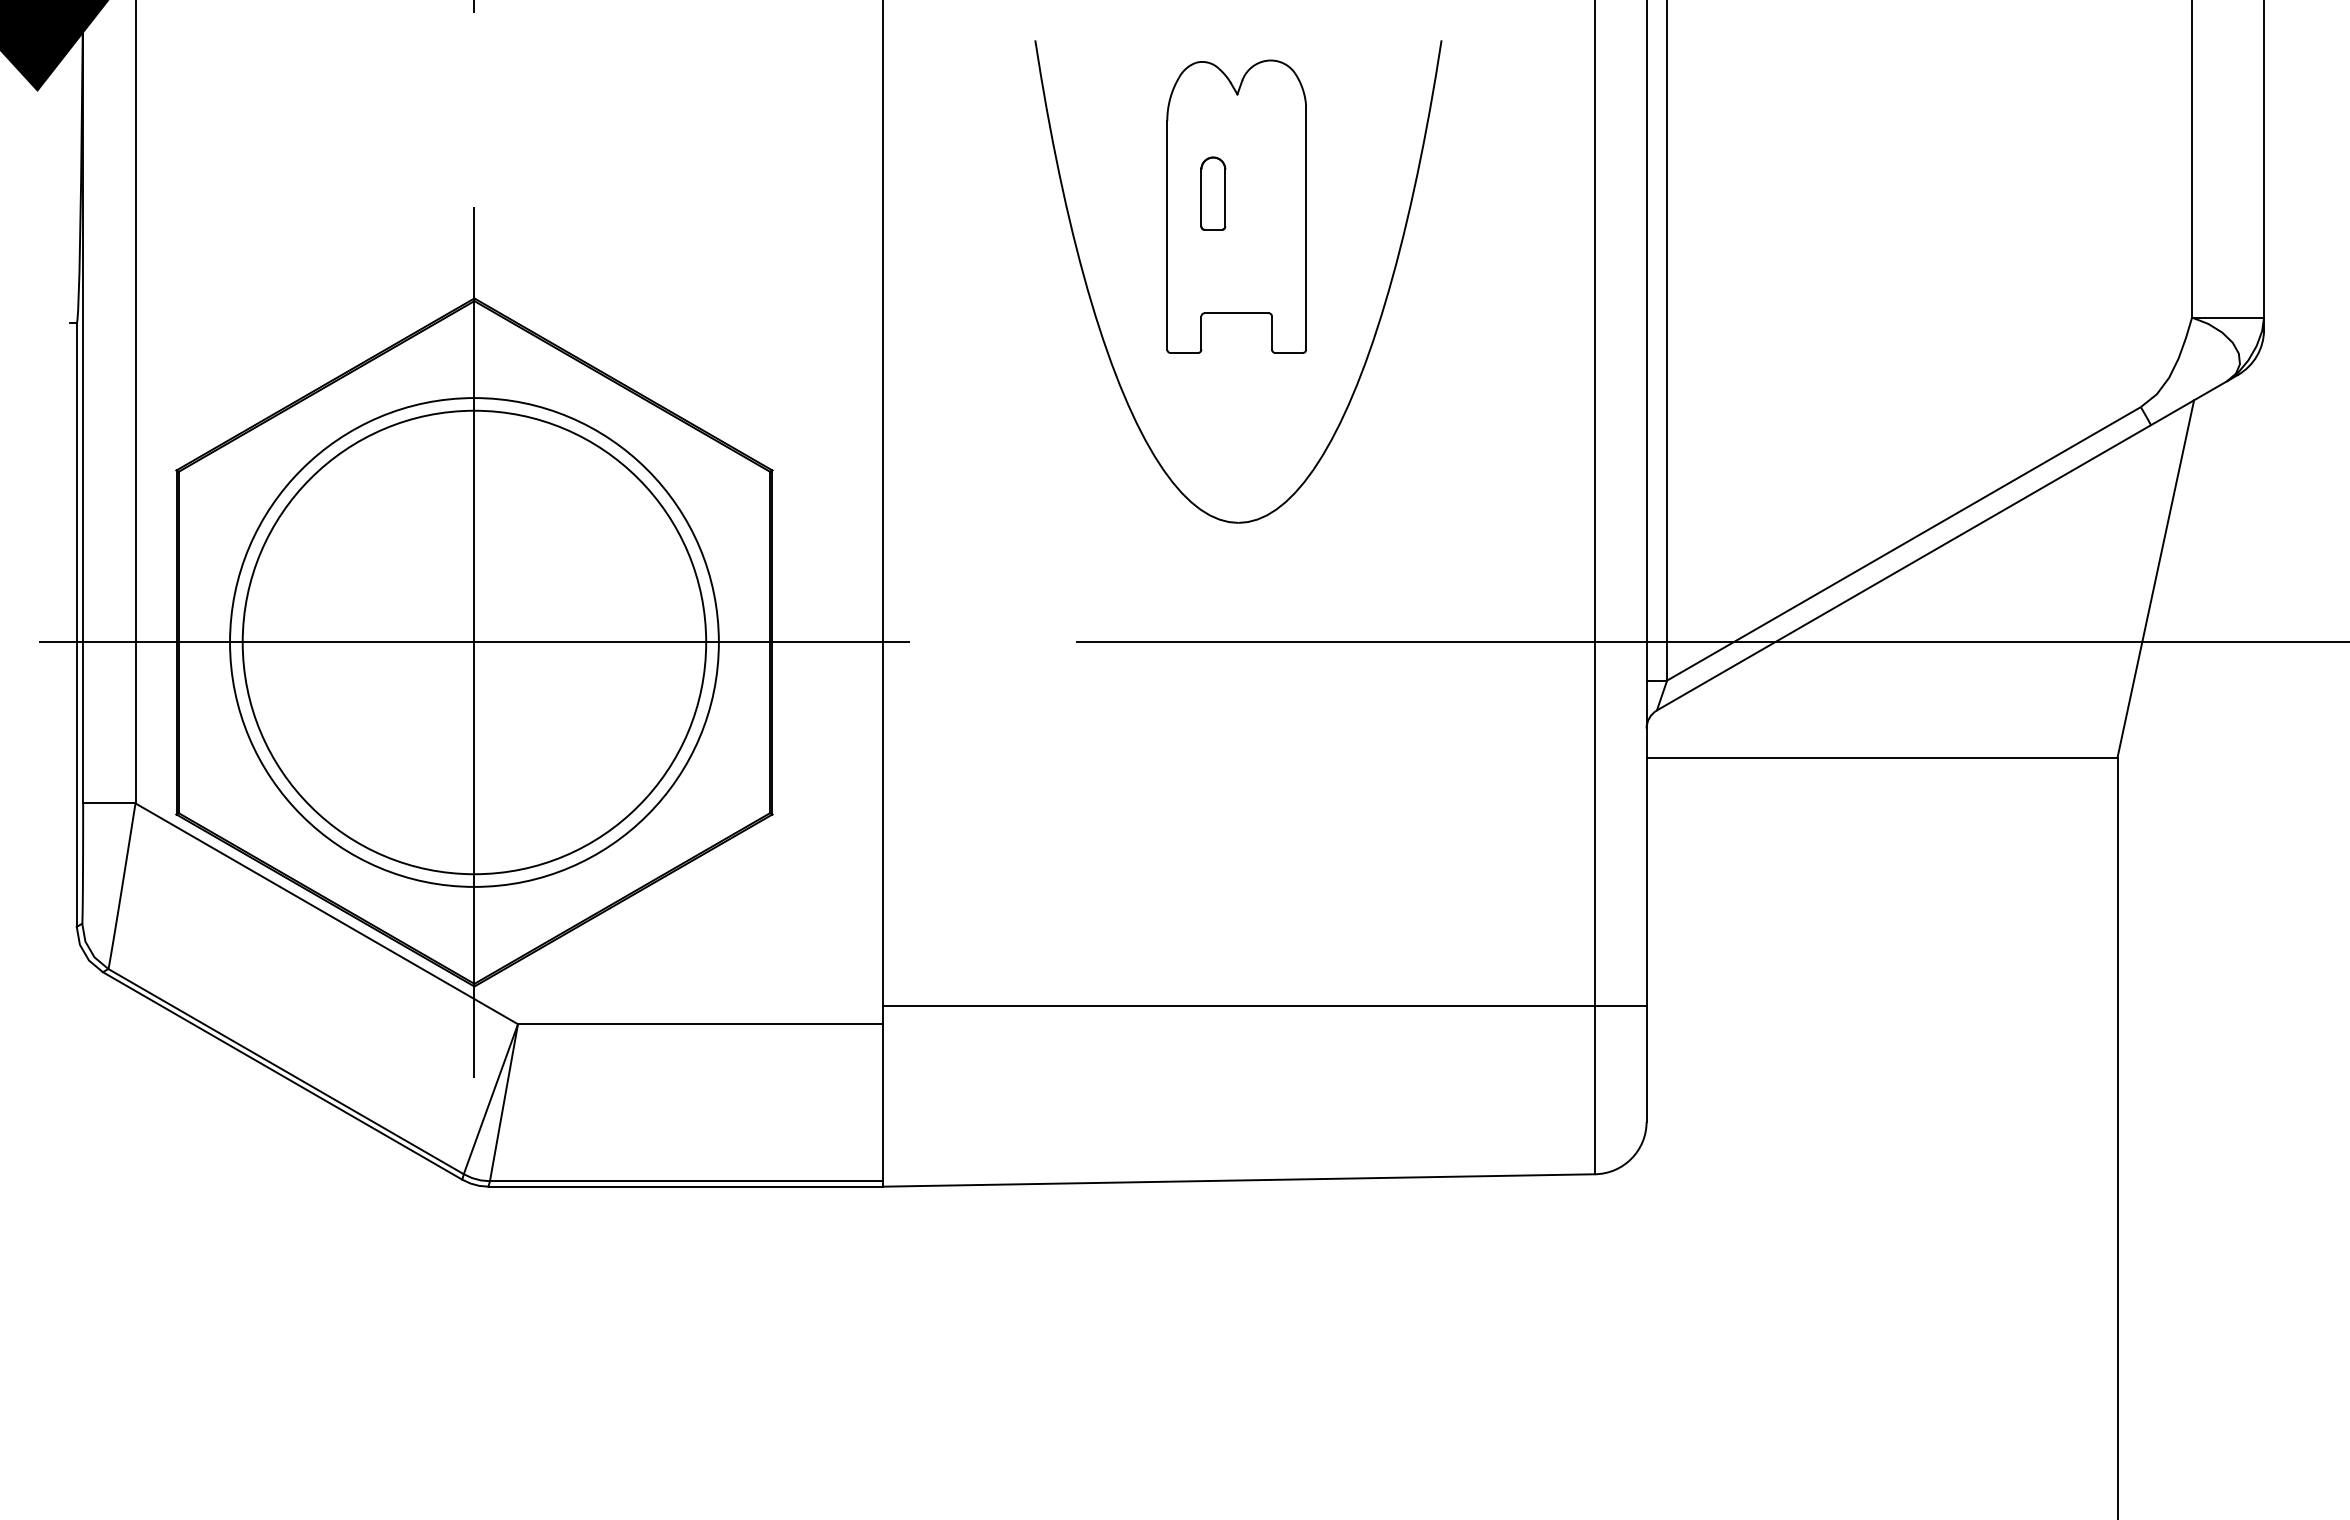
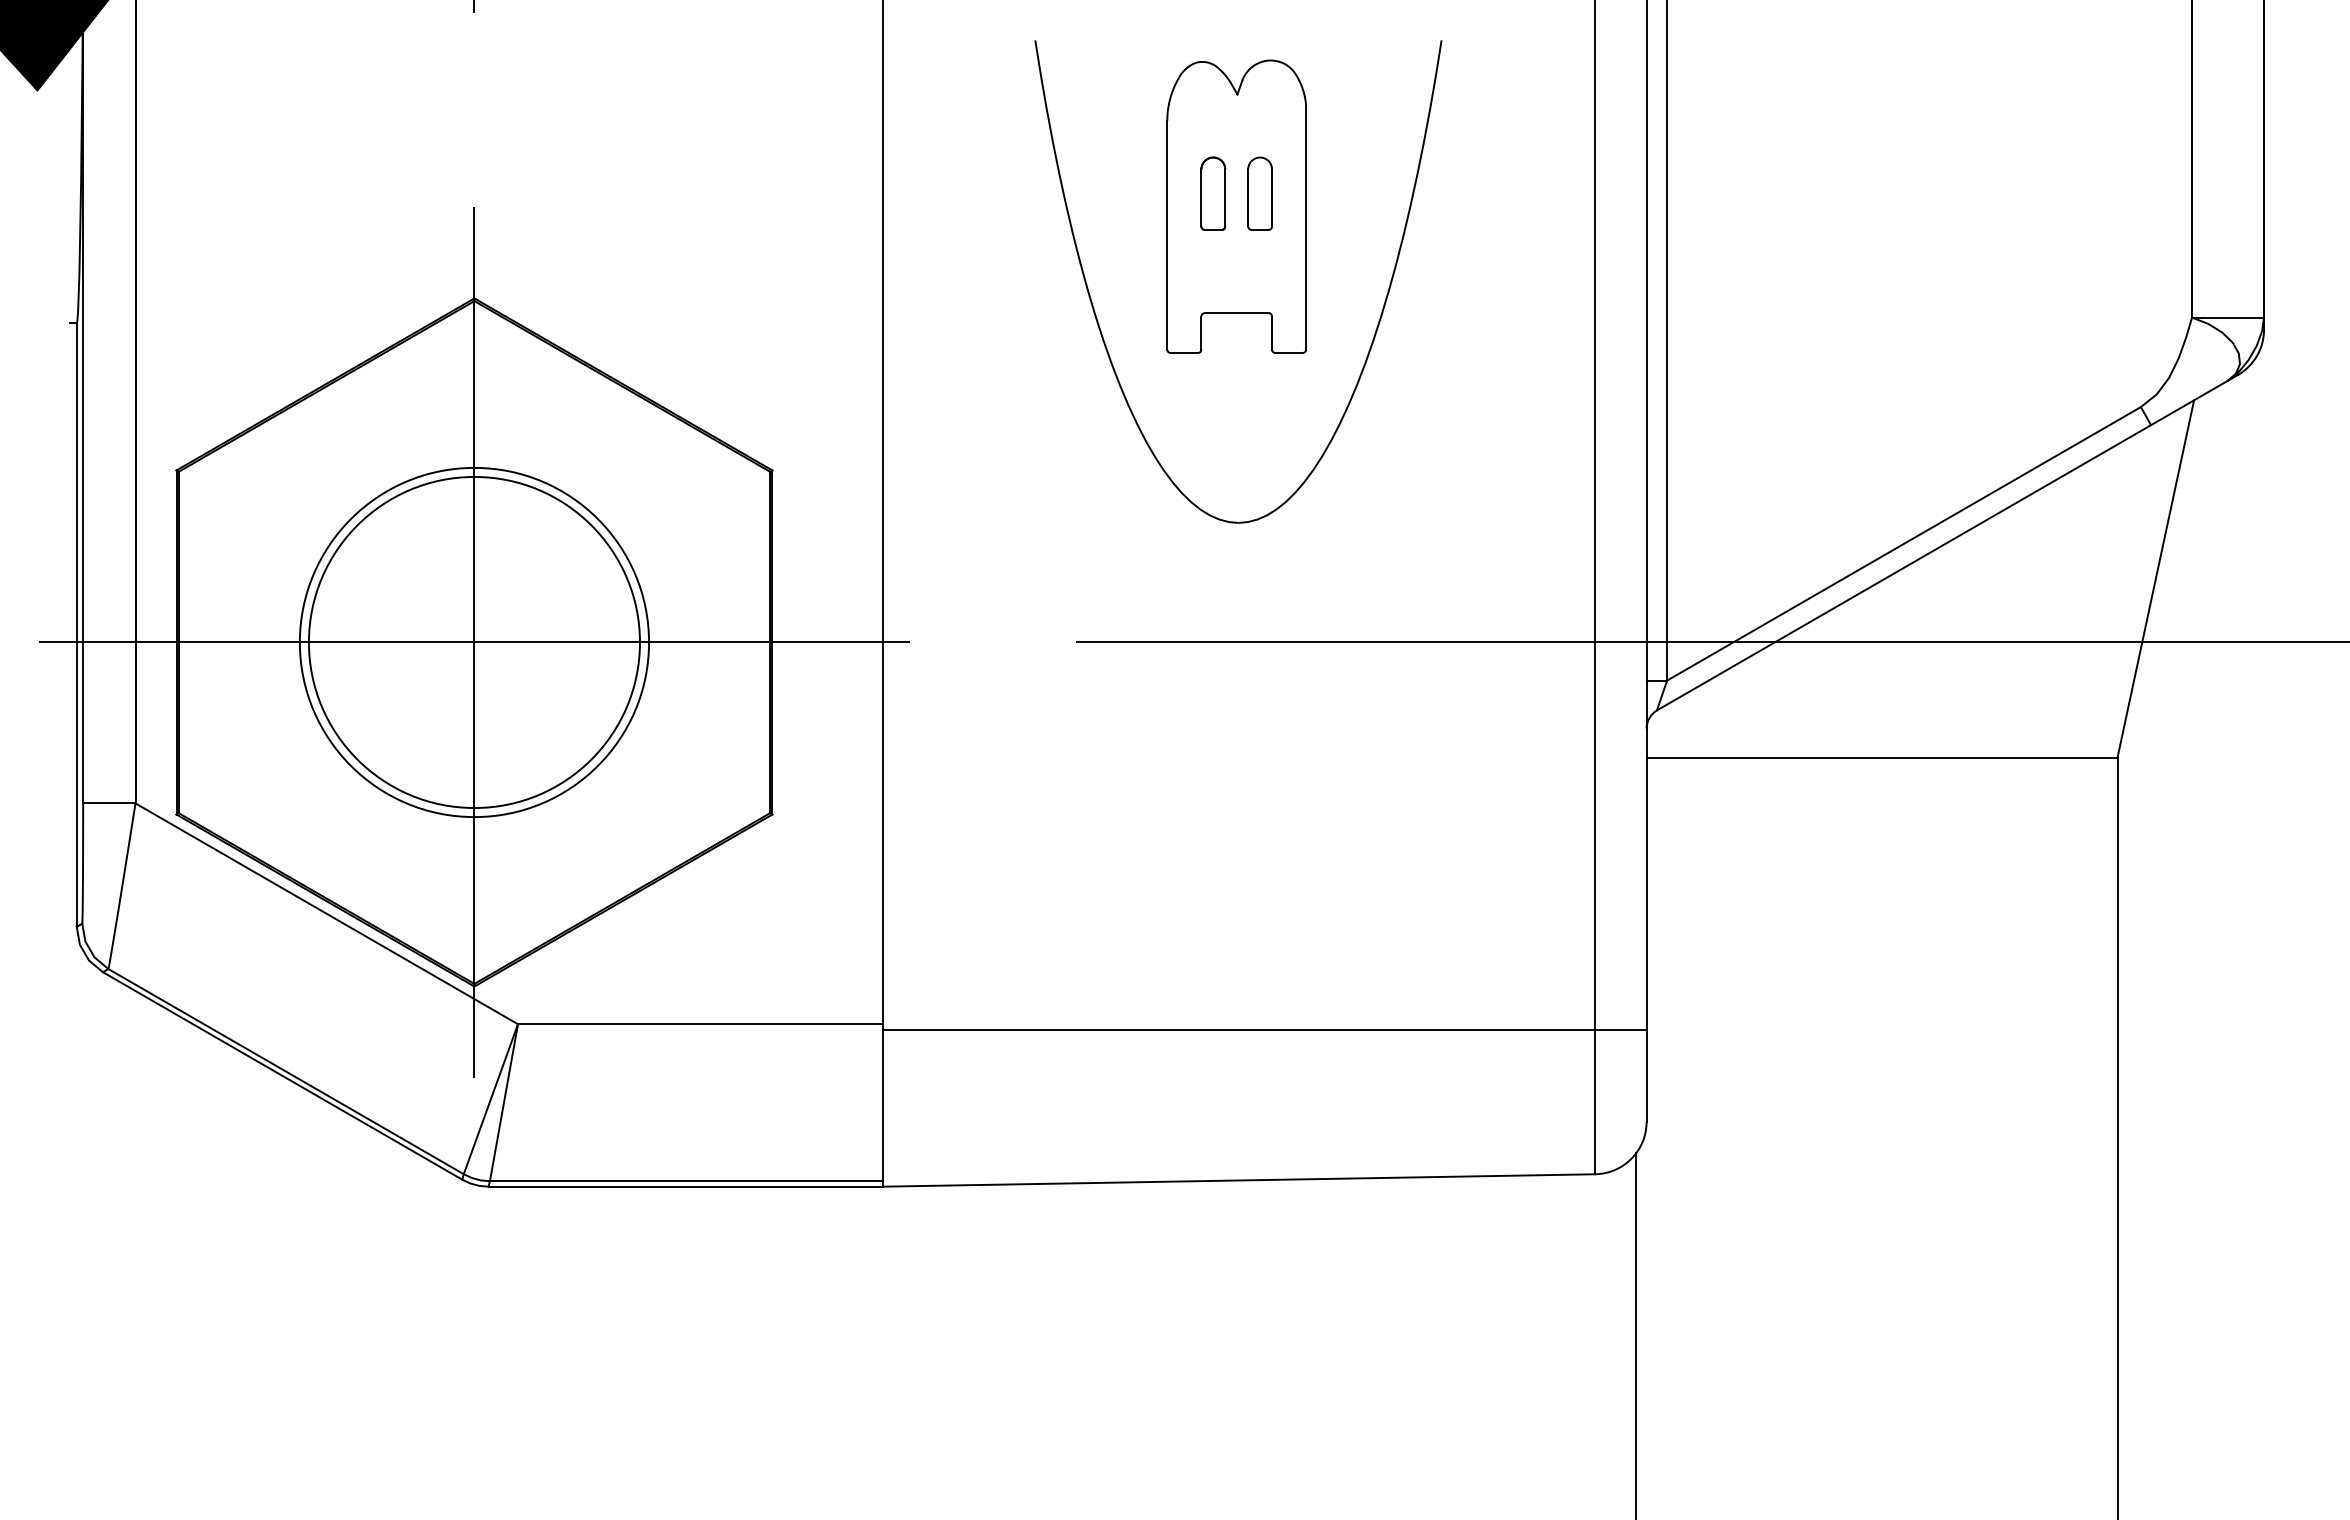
part: none -> present (1259, 193)
circle diameter: 463 px -> 331 px (473, 642)
circle diameter: 489 px -> 349 px (474, 642)
line position: (1264, 1005) -> (1264, 1029) (1264, 1029)
line: none -> present (1636, 1334)
